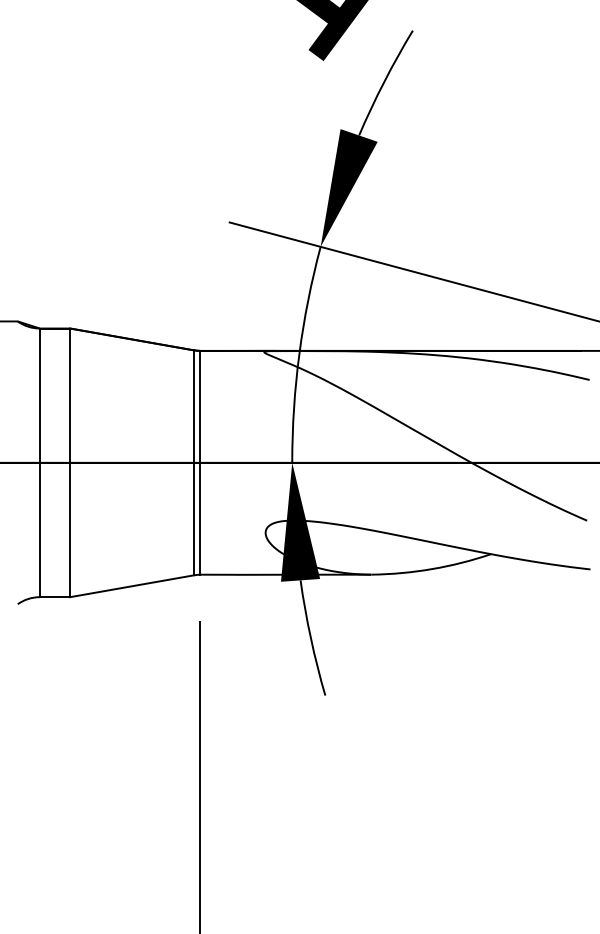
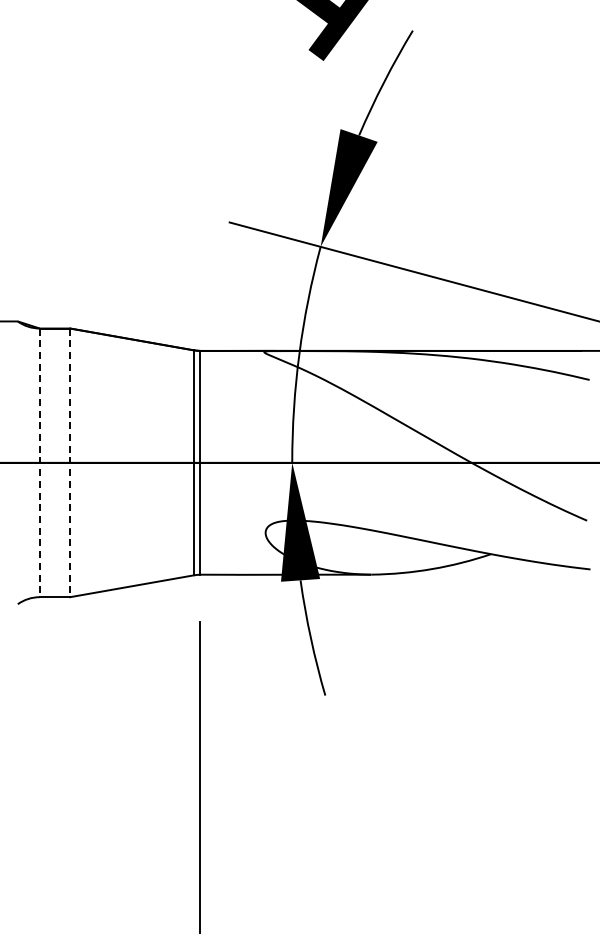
line: solid -> dashed (39, 463)
line: solid -> dashed (70, 463)
